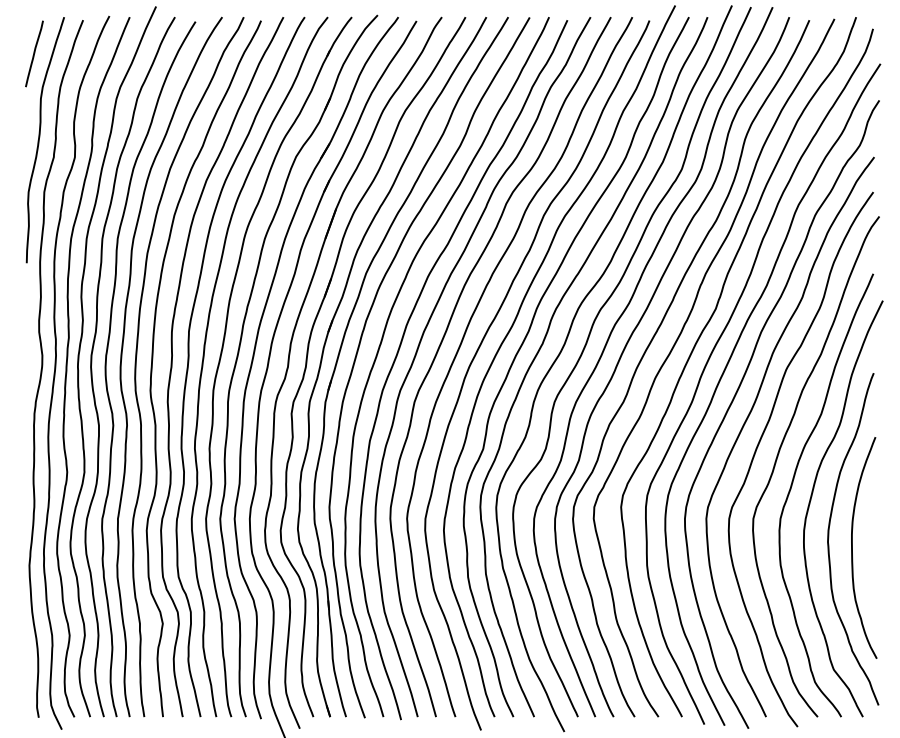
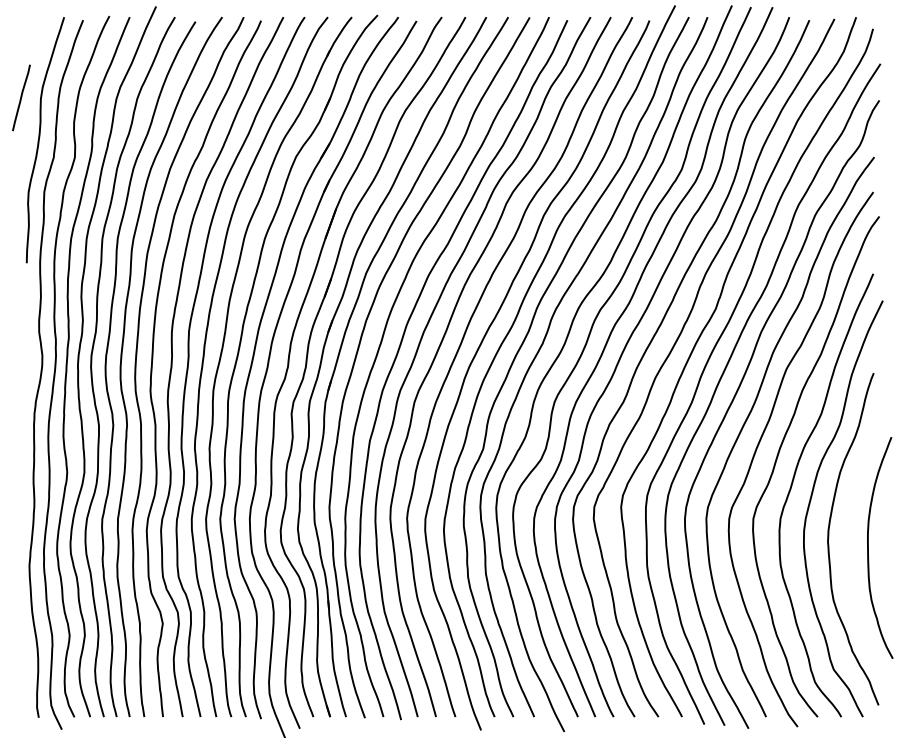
line position: (34, 53) -> (21, 97) (21, 97)
curve position: (852, 547) -> (868, 547) (868, 547)
